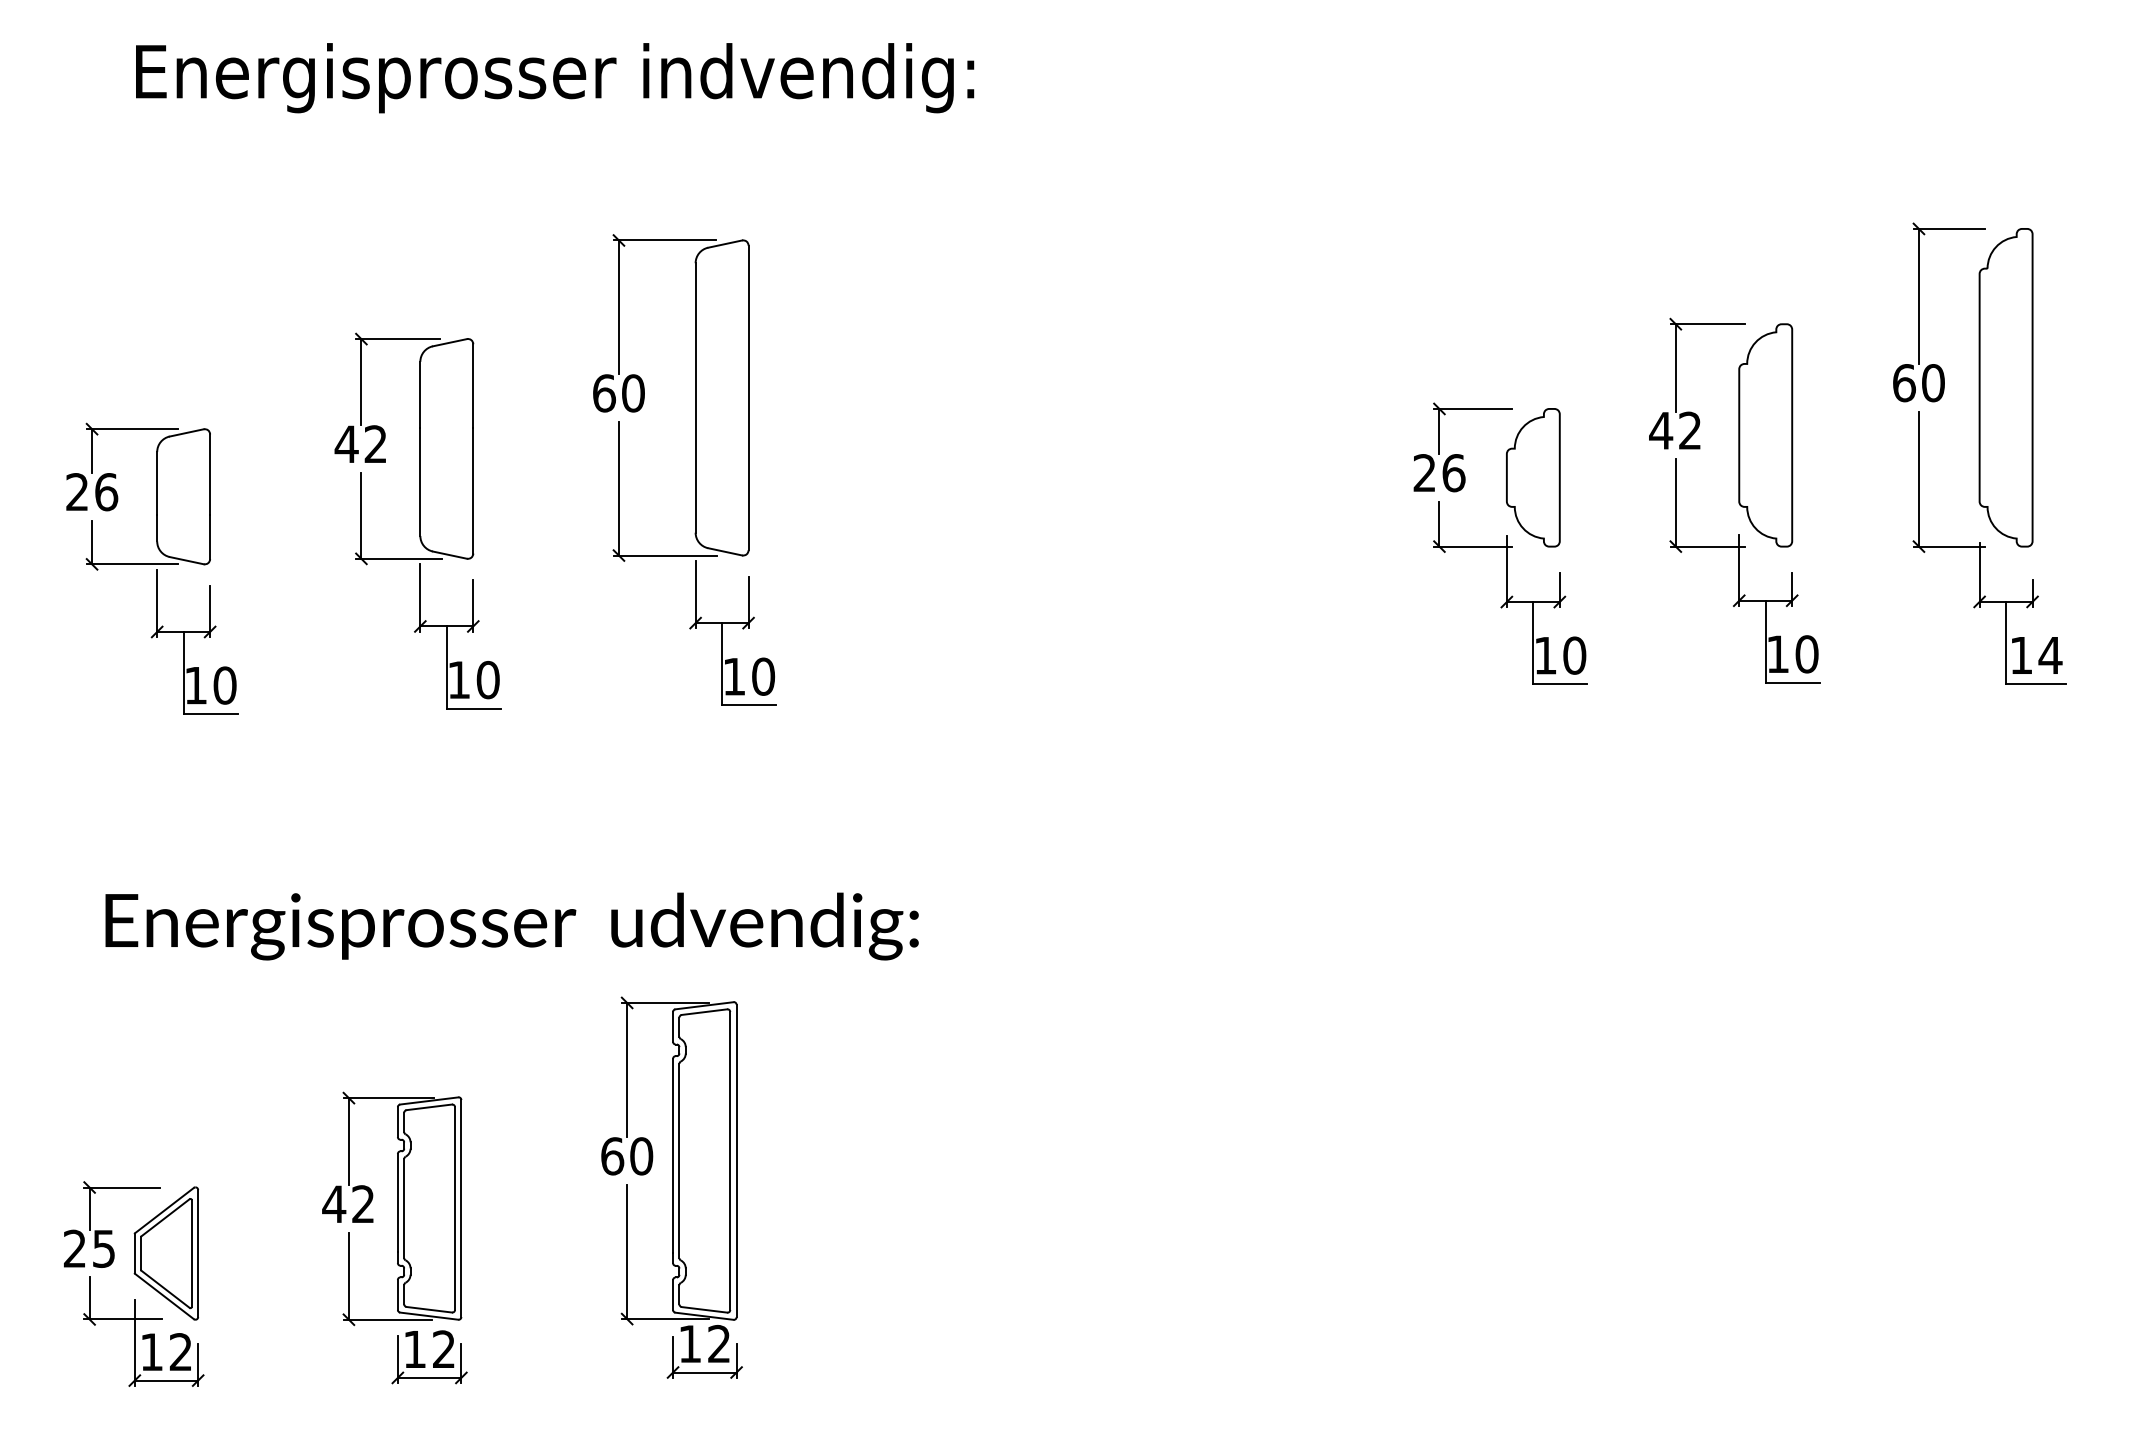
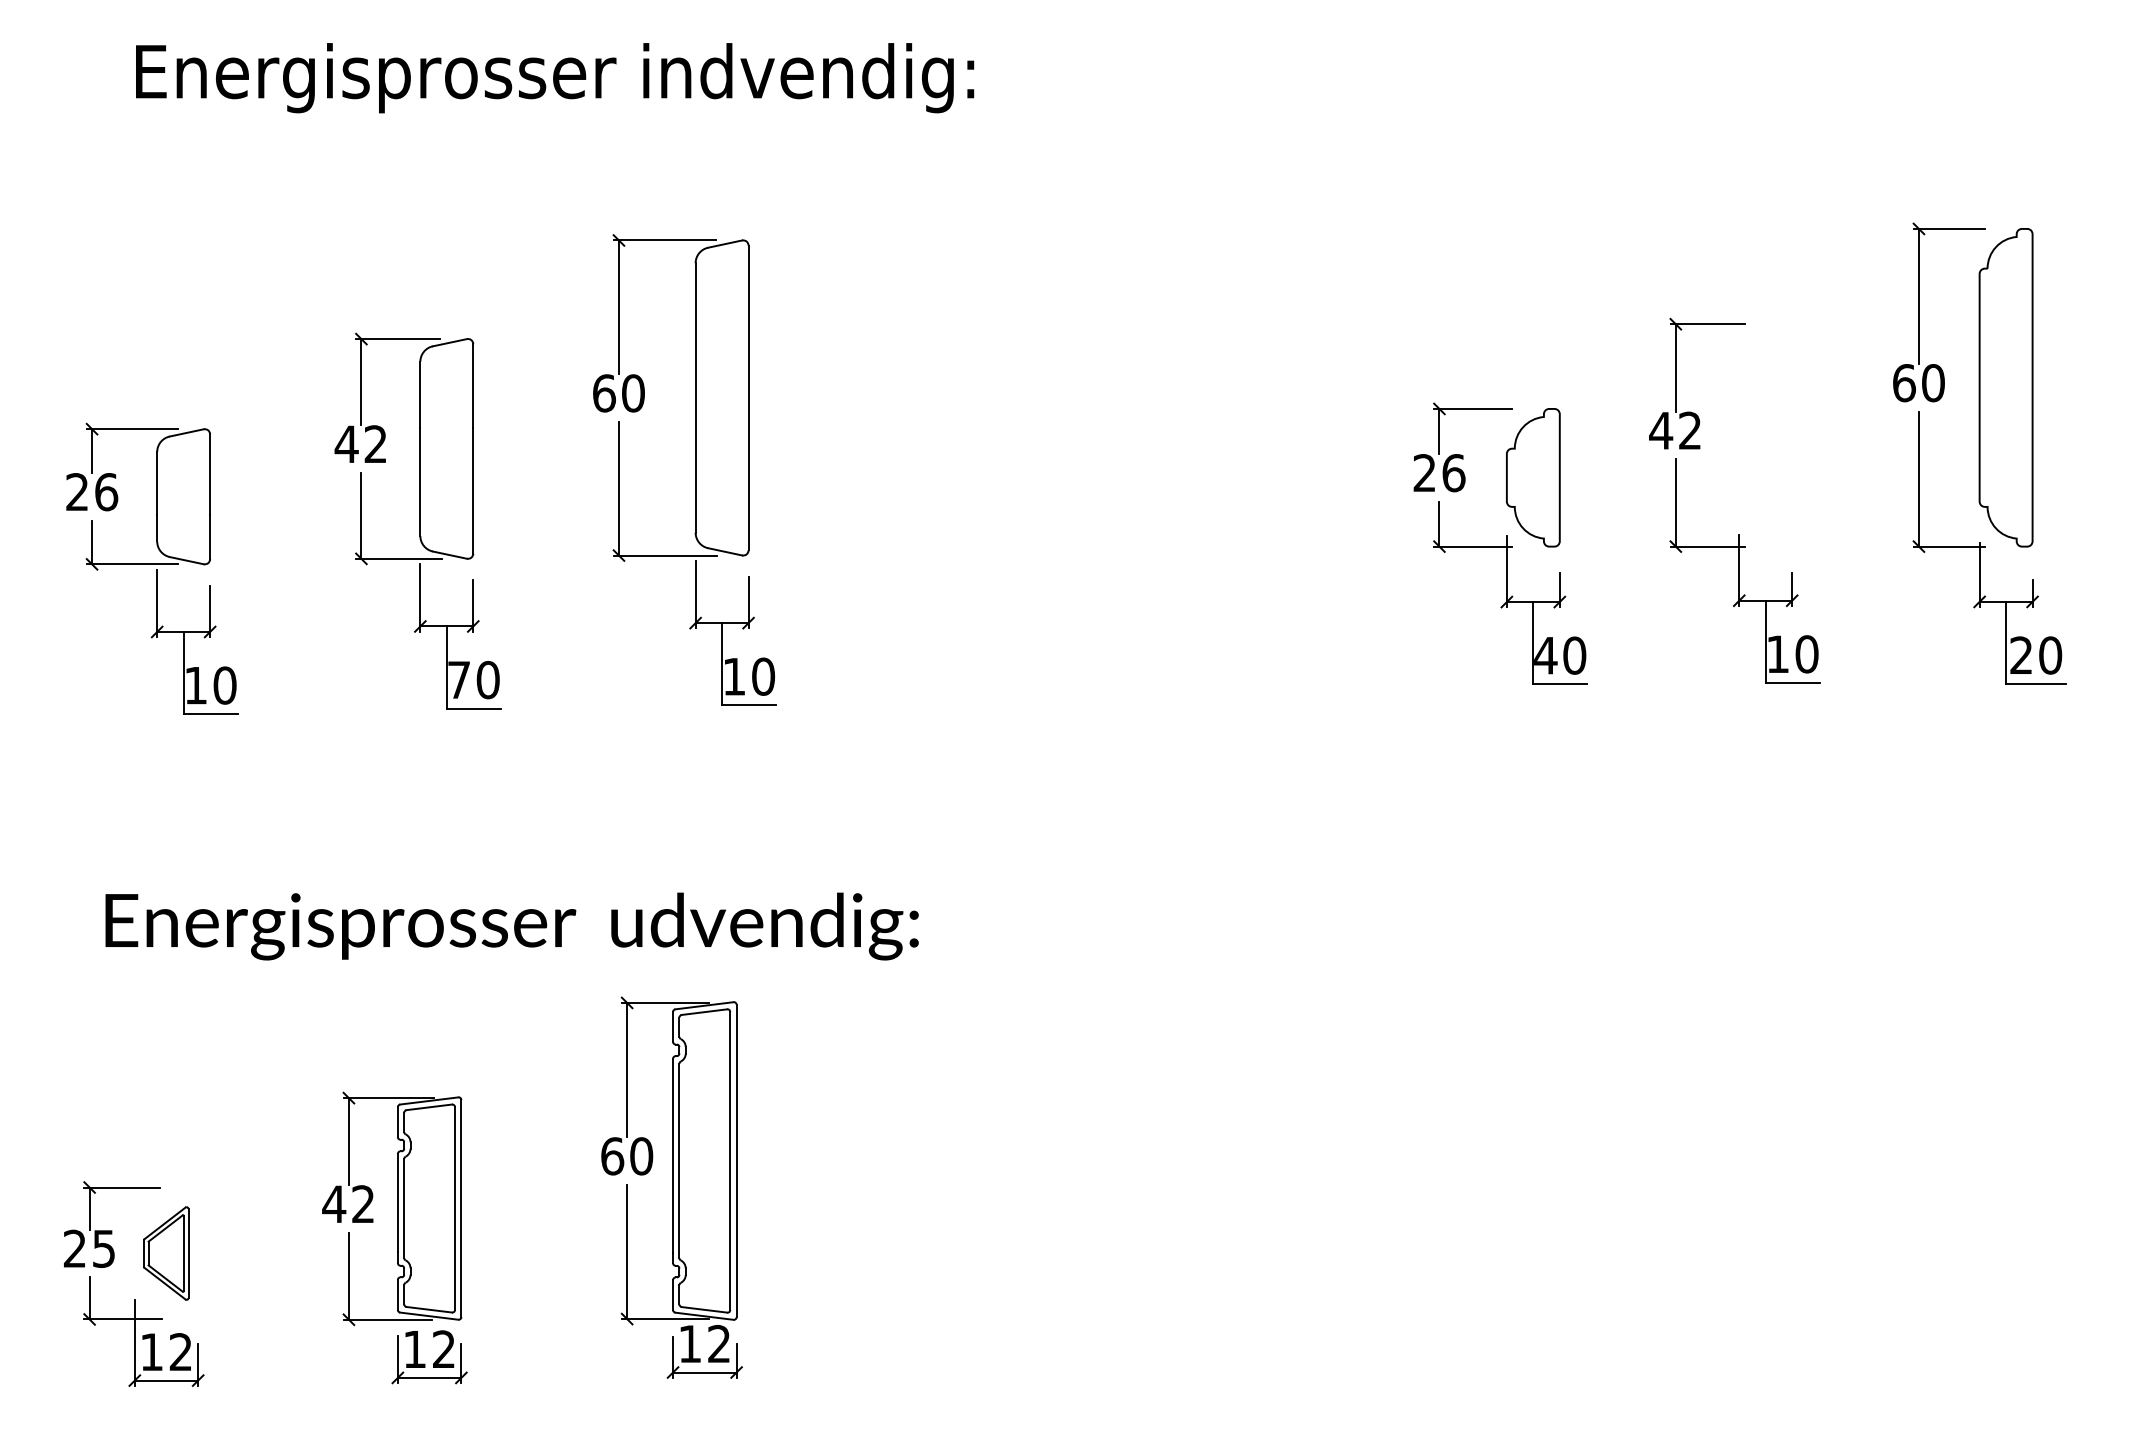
part: present -> none (1765, 435)
text: 10 -> 40 (1545, 655)
text: 14 -> 20 (2036, 655)
text: 10 -> 70 (458, 679)
part size: 66x135 px -> 47x95 px (166, 1253)
